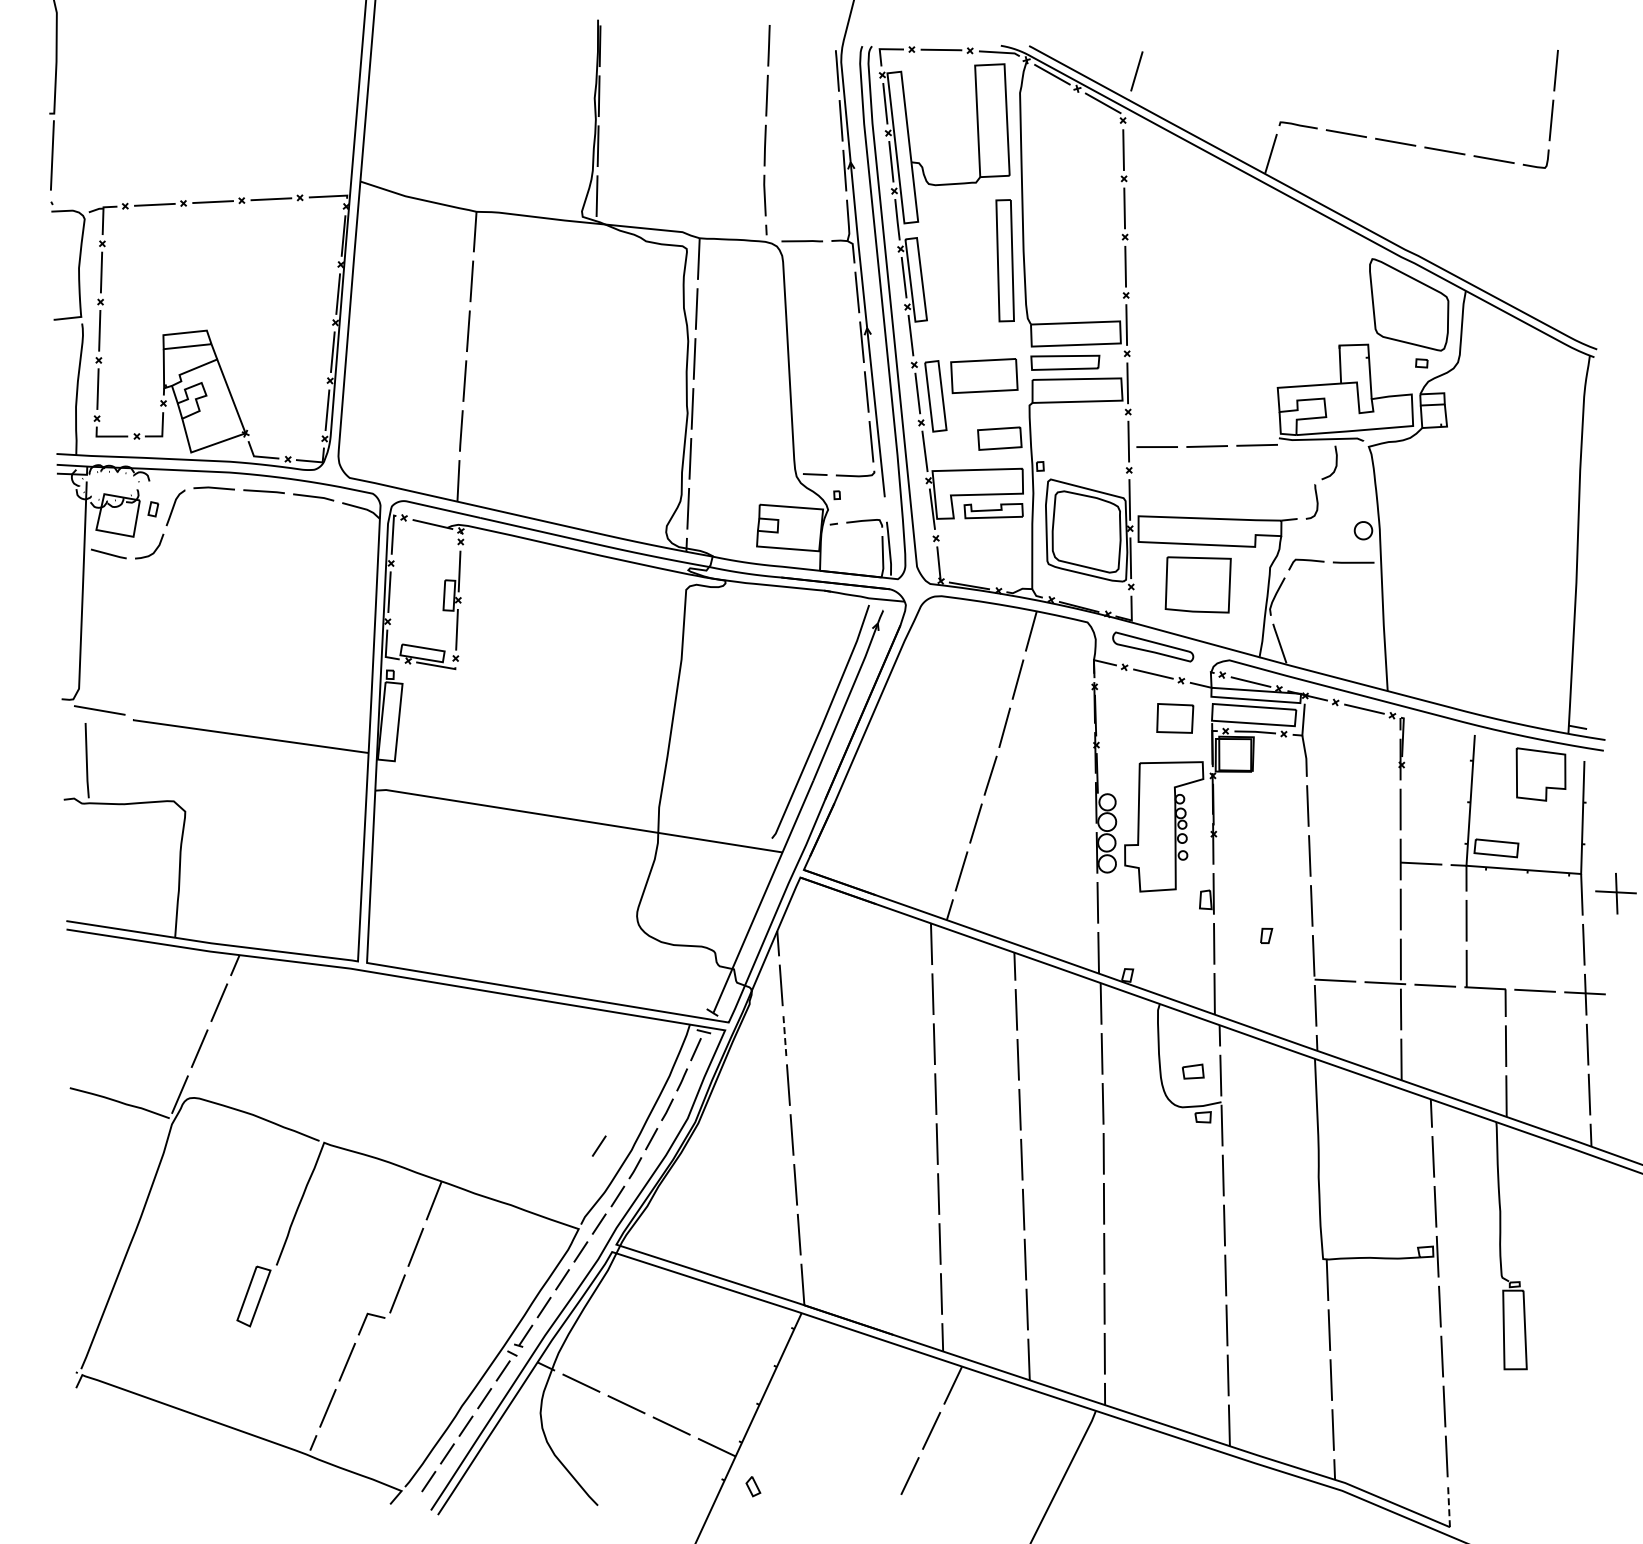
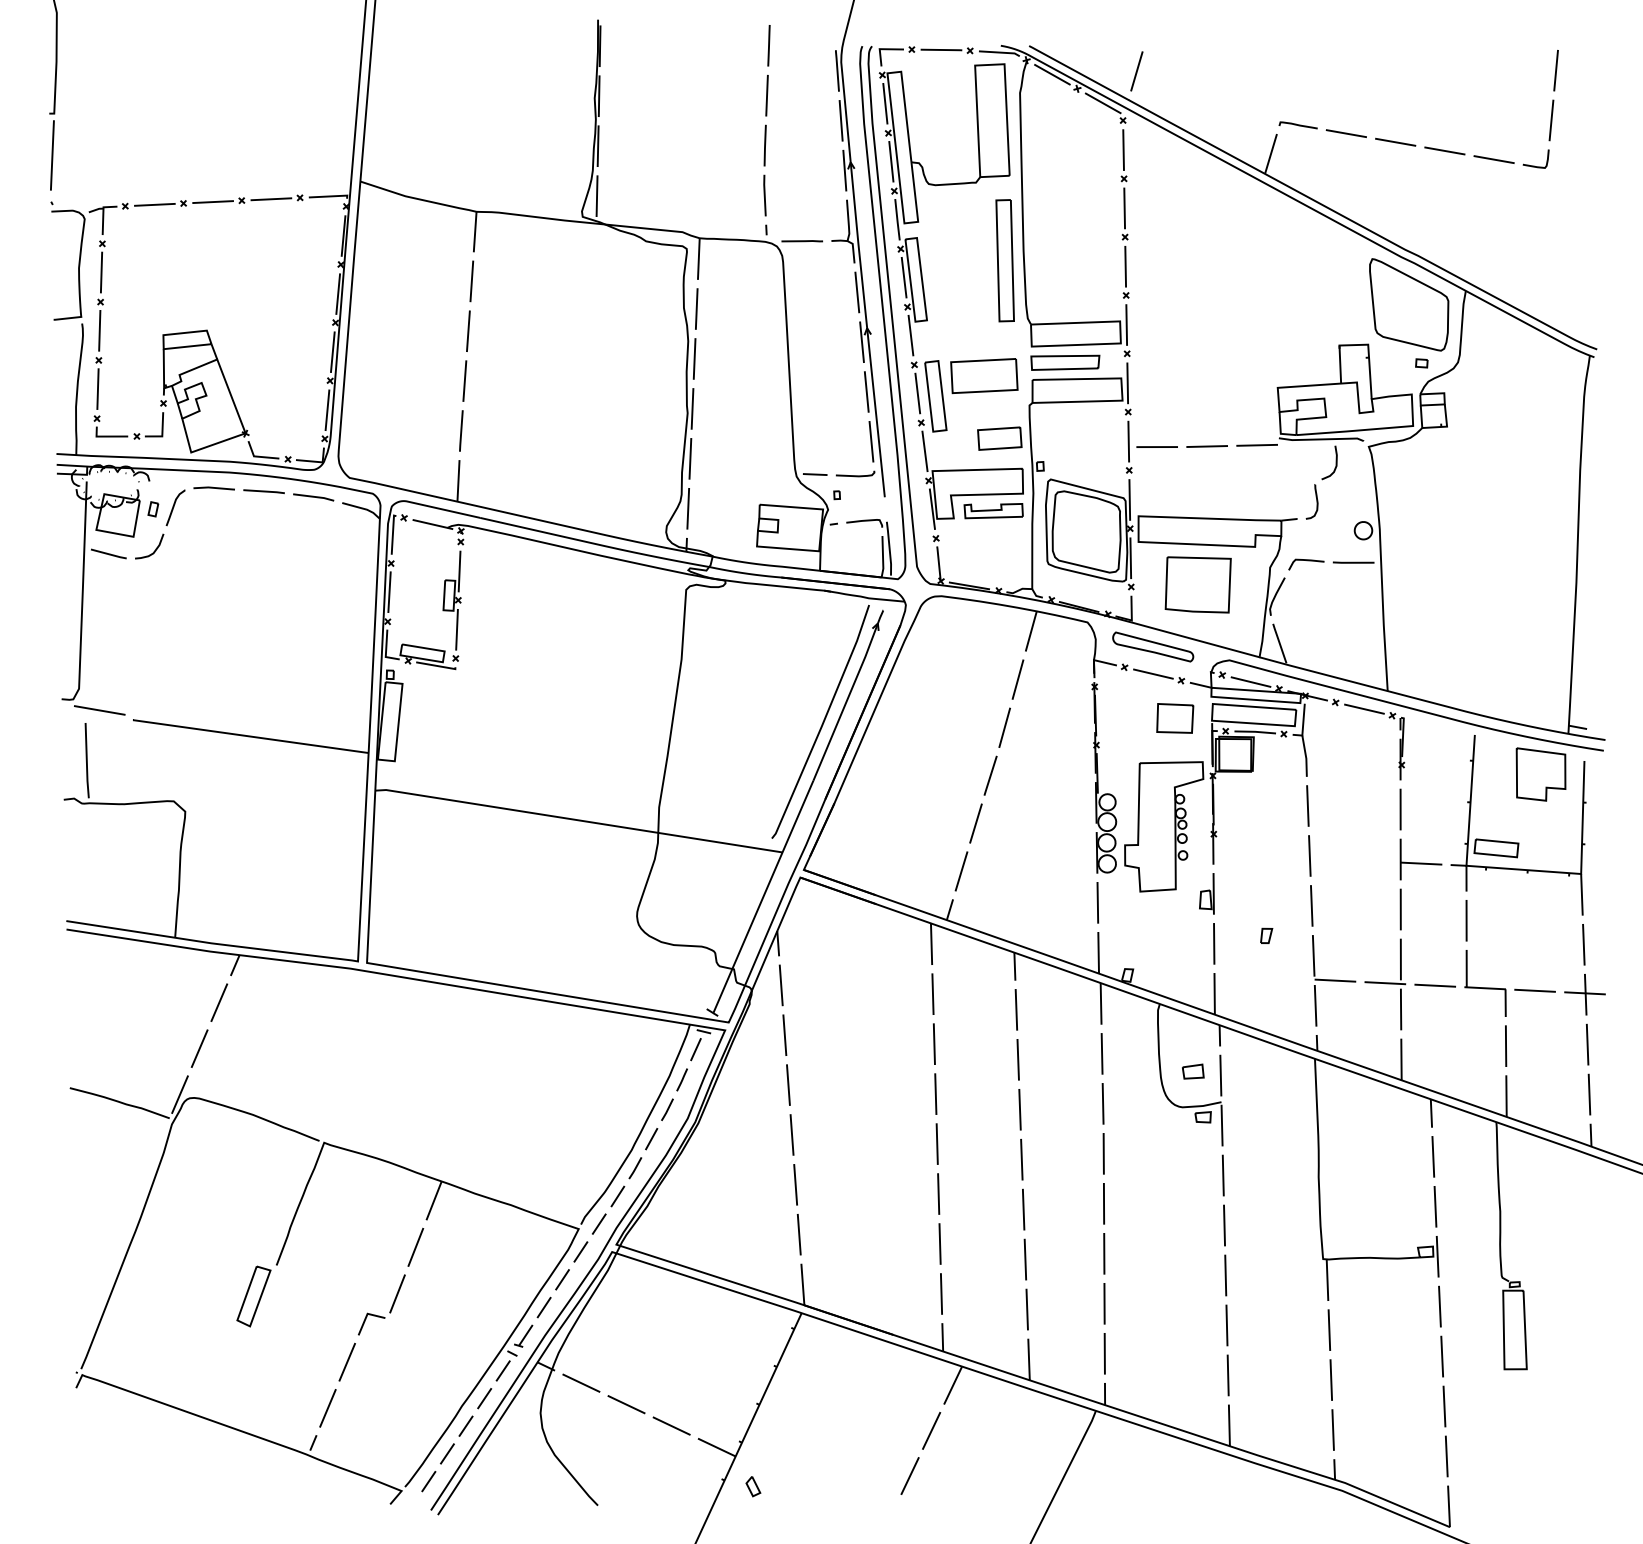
part: present -> none (1615, 893)
line: dashed -> solid (784, 1035)
line: present -> none (599, 1145)
line: dashed -> solid (1449, 1507)
